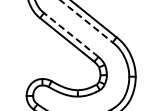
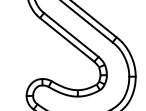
line: dashed -> solid (87, 21)
line: dashed -> solid (71, 35)
